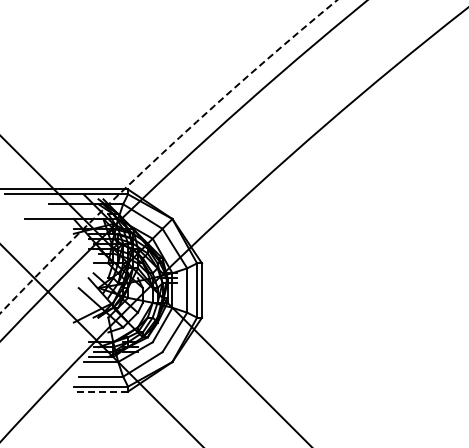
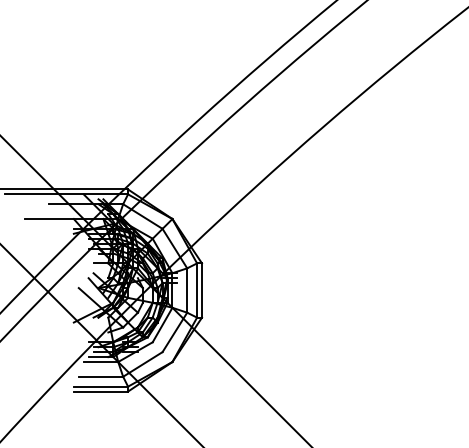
circle: dashed -> solid (168, 156)
line: dashed -> solid (100, 391)
